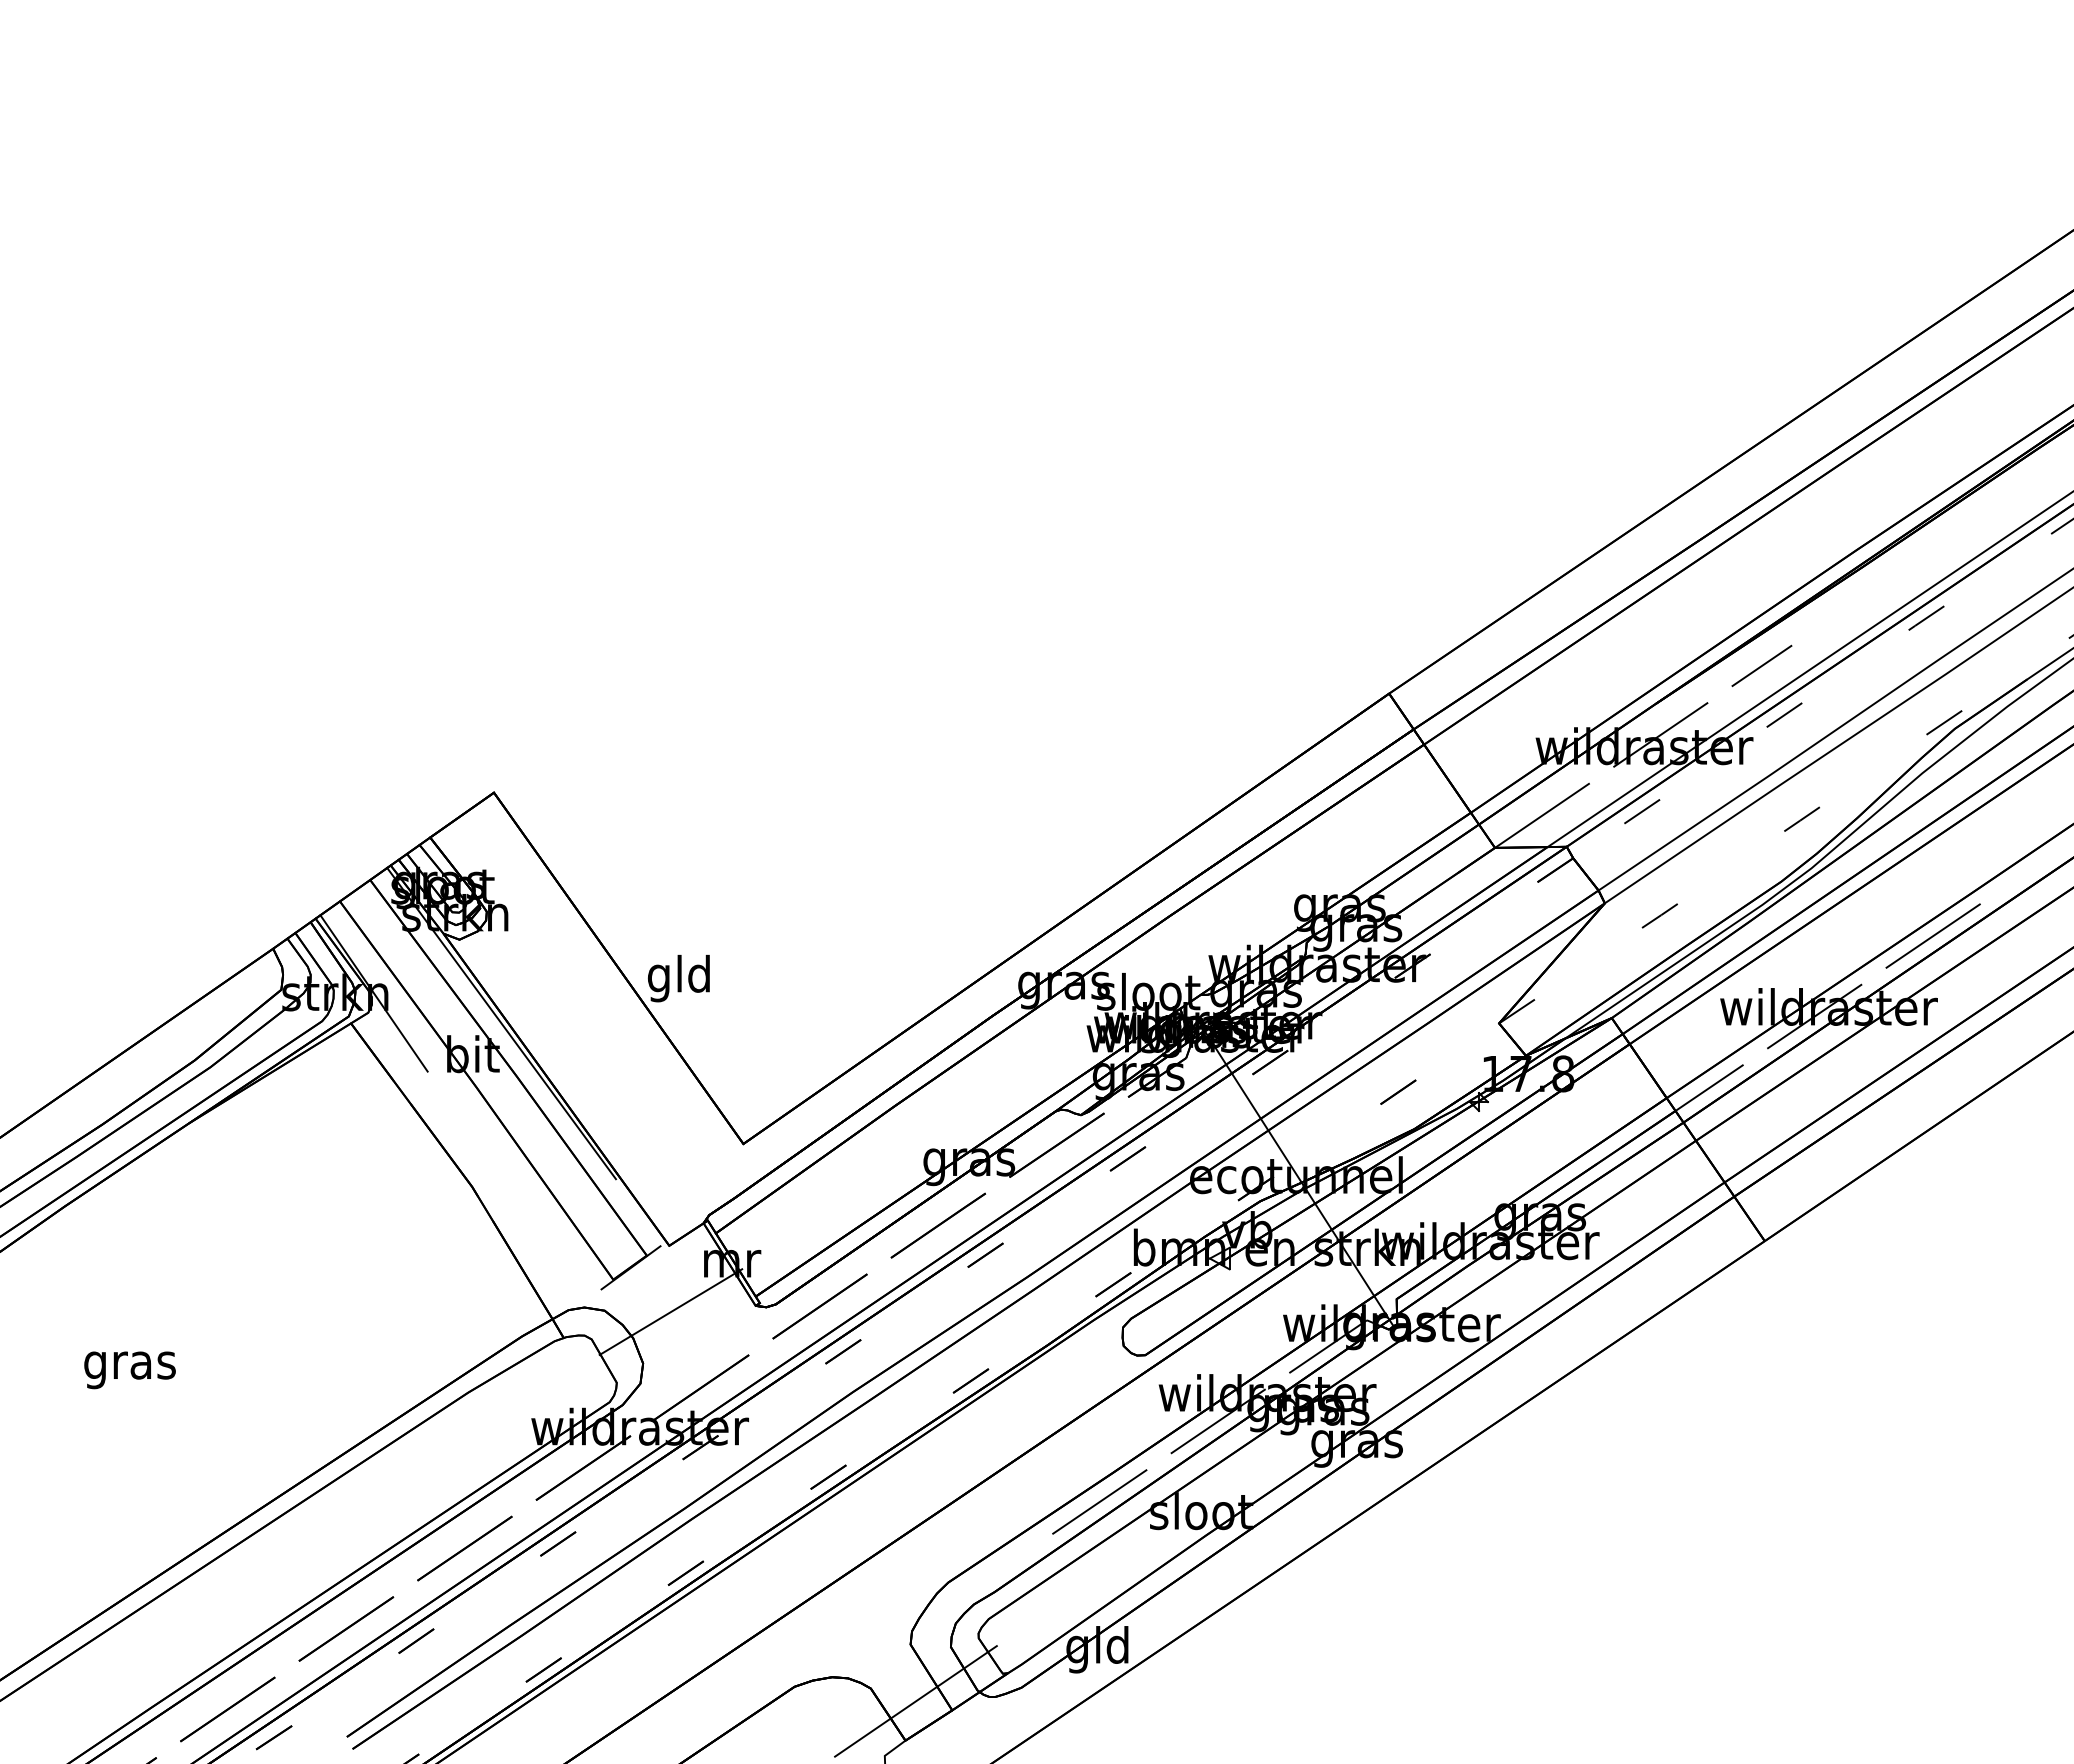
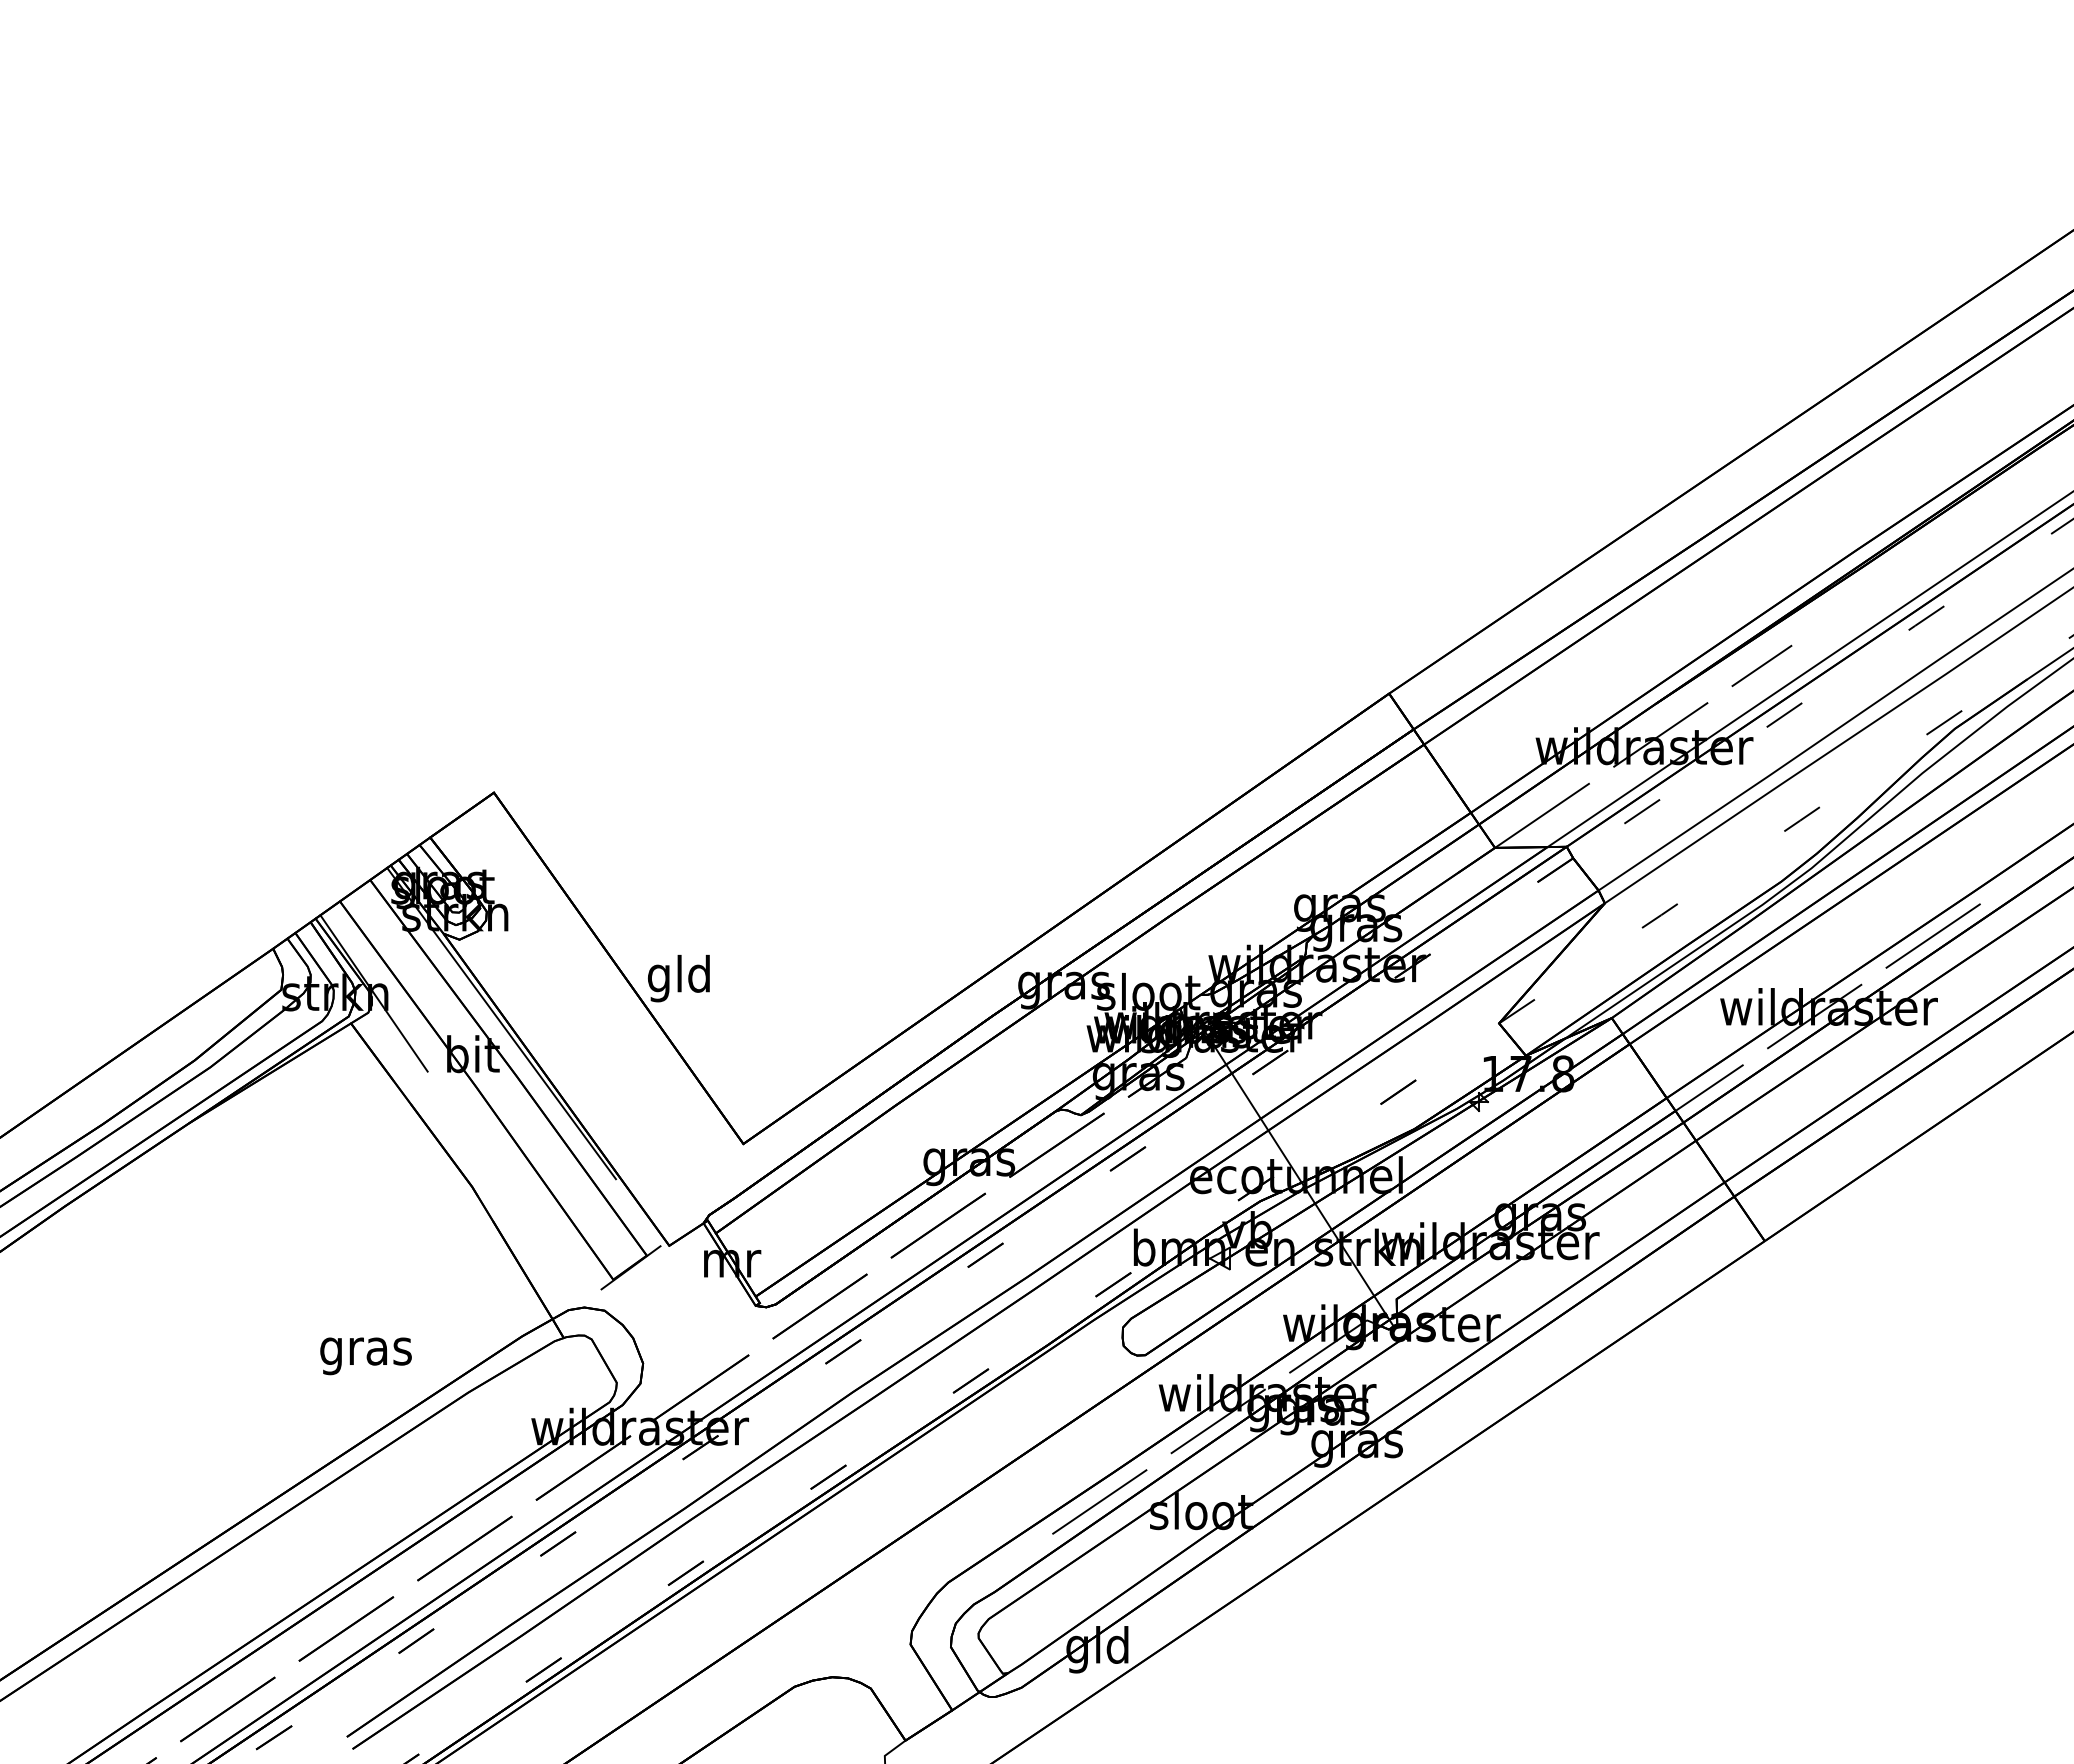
line: present -> none (670, 1311)
text position: (129, 1370) -> (365, 1356) (365, 1356)
line: present -> none (915, 1701)
